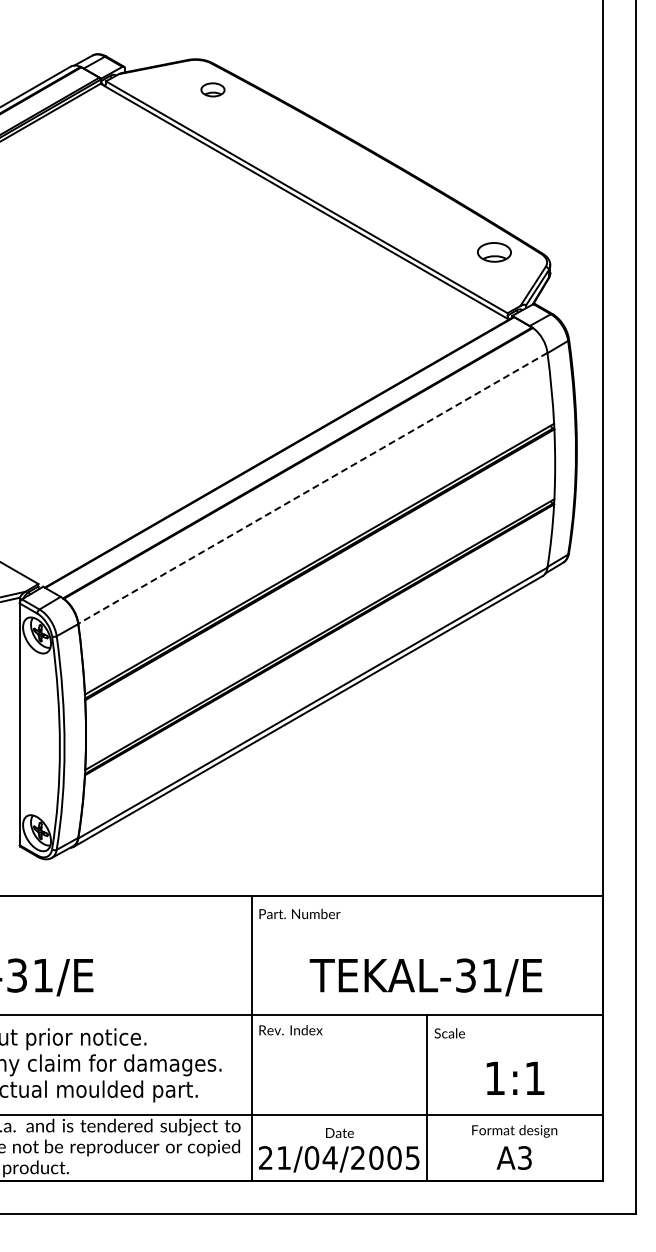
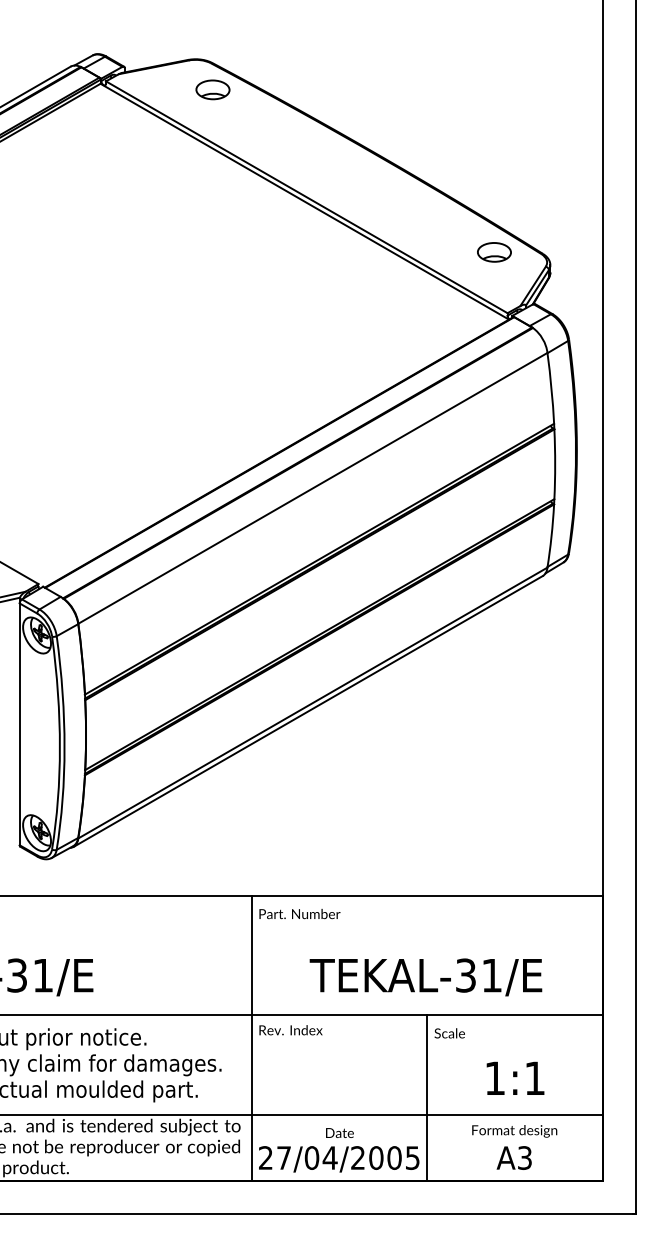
part size: 26x16 px -> 36x22 px (212, 89)
line: dashed -> solid (312, 488)
text: 21/04/2005 -> 27/04/2005 (283, 1157)
